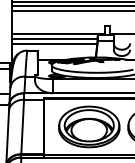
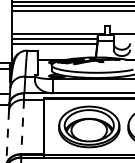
line: solid -> dashed (22, 127)
line: solid -> dashed (7, 136)
